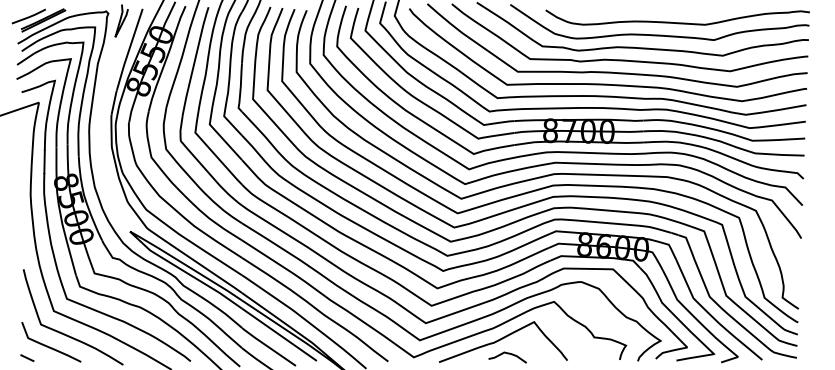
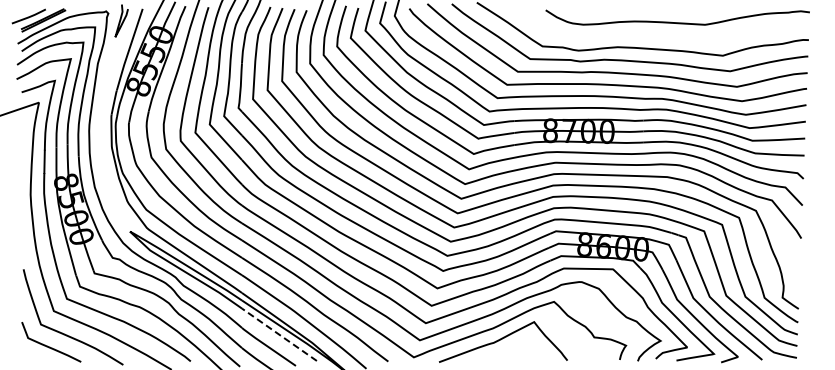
curve: present -> none (659, 34)
line: solid -> dashed (279, 334)
curve: present -> none (507, 354)
line: present -> none (27, 358)
